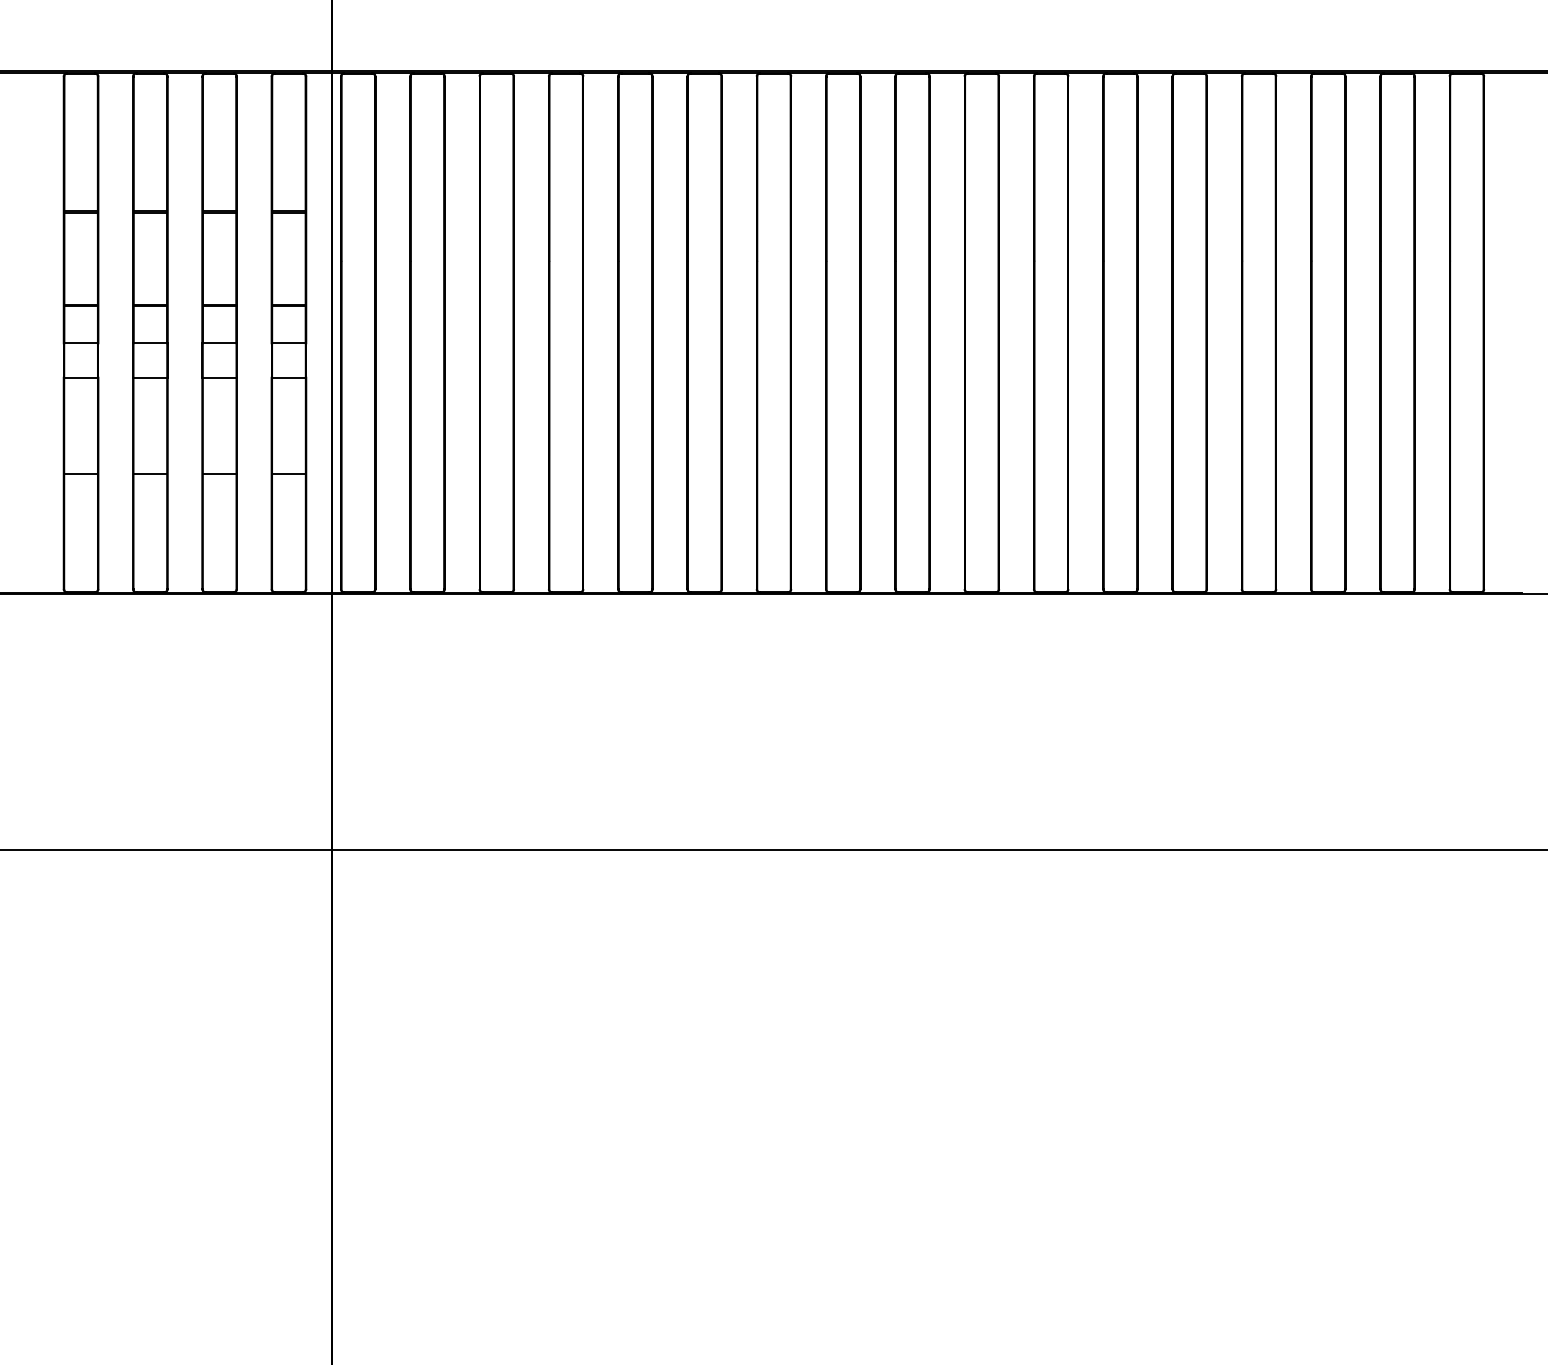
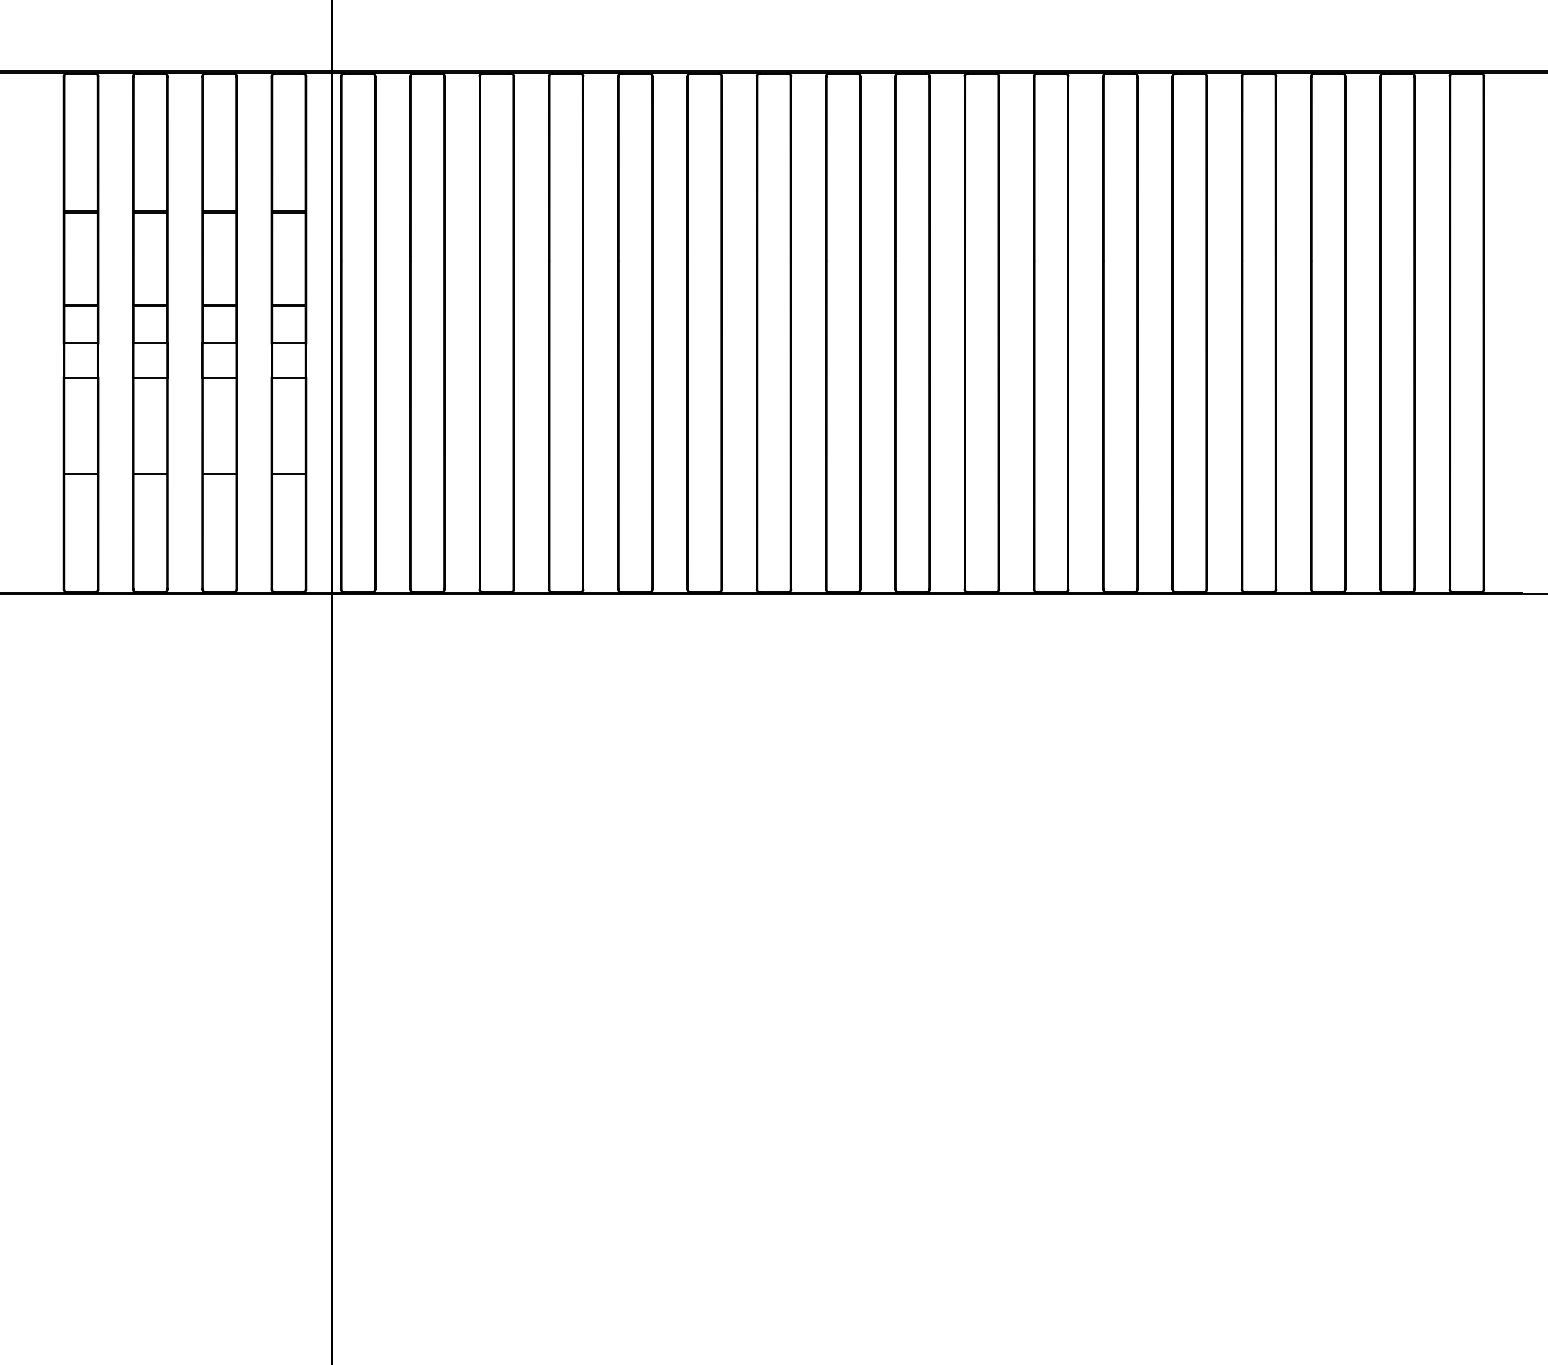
line: present -> none (773, 850)
